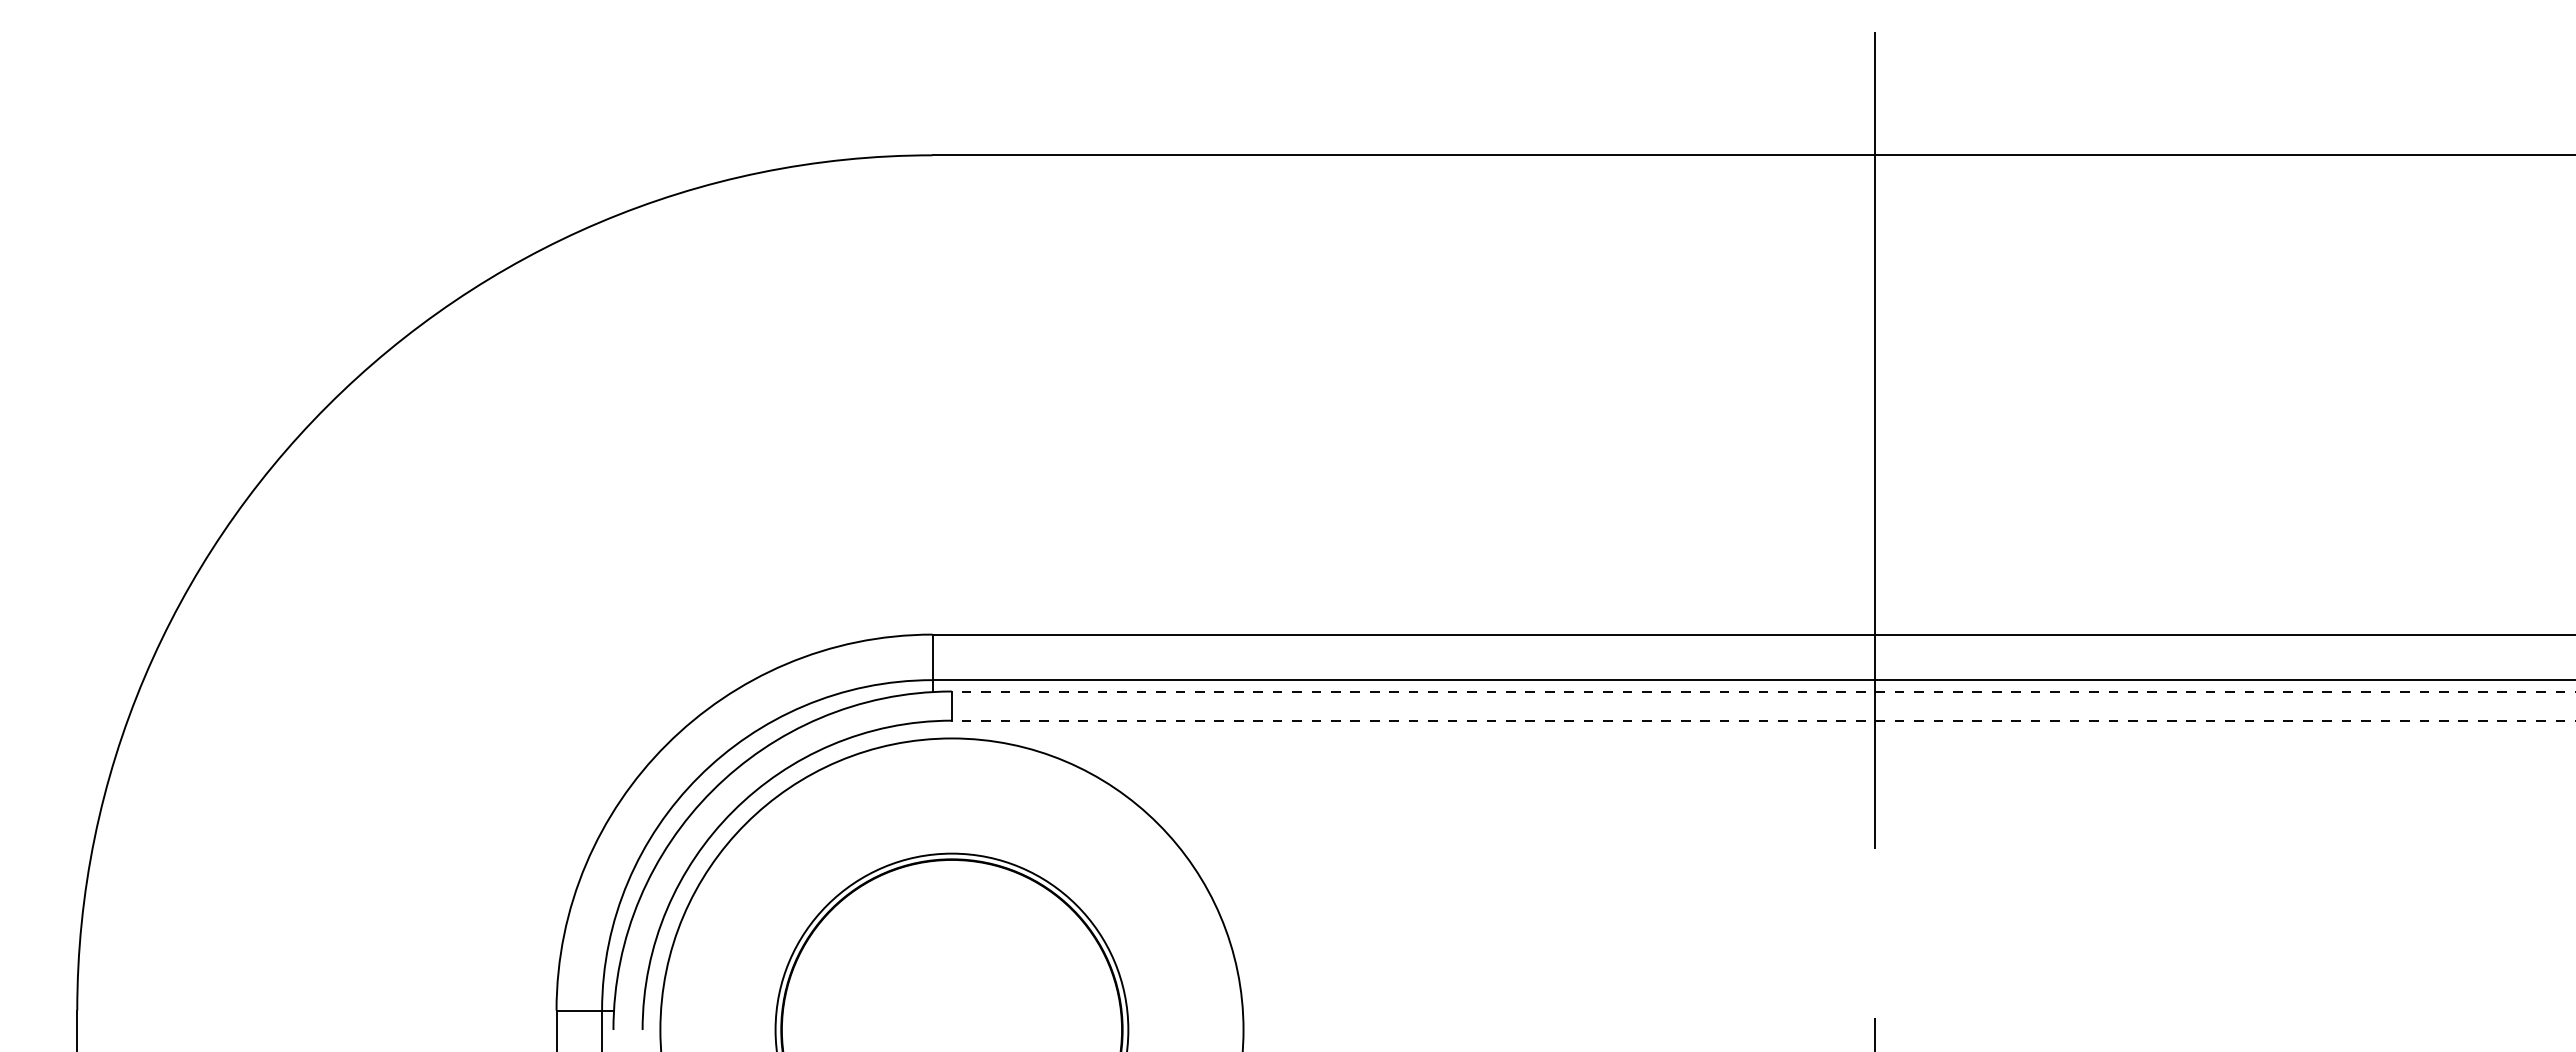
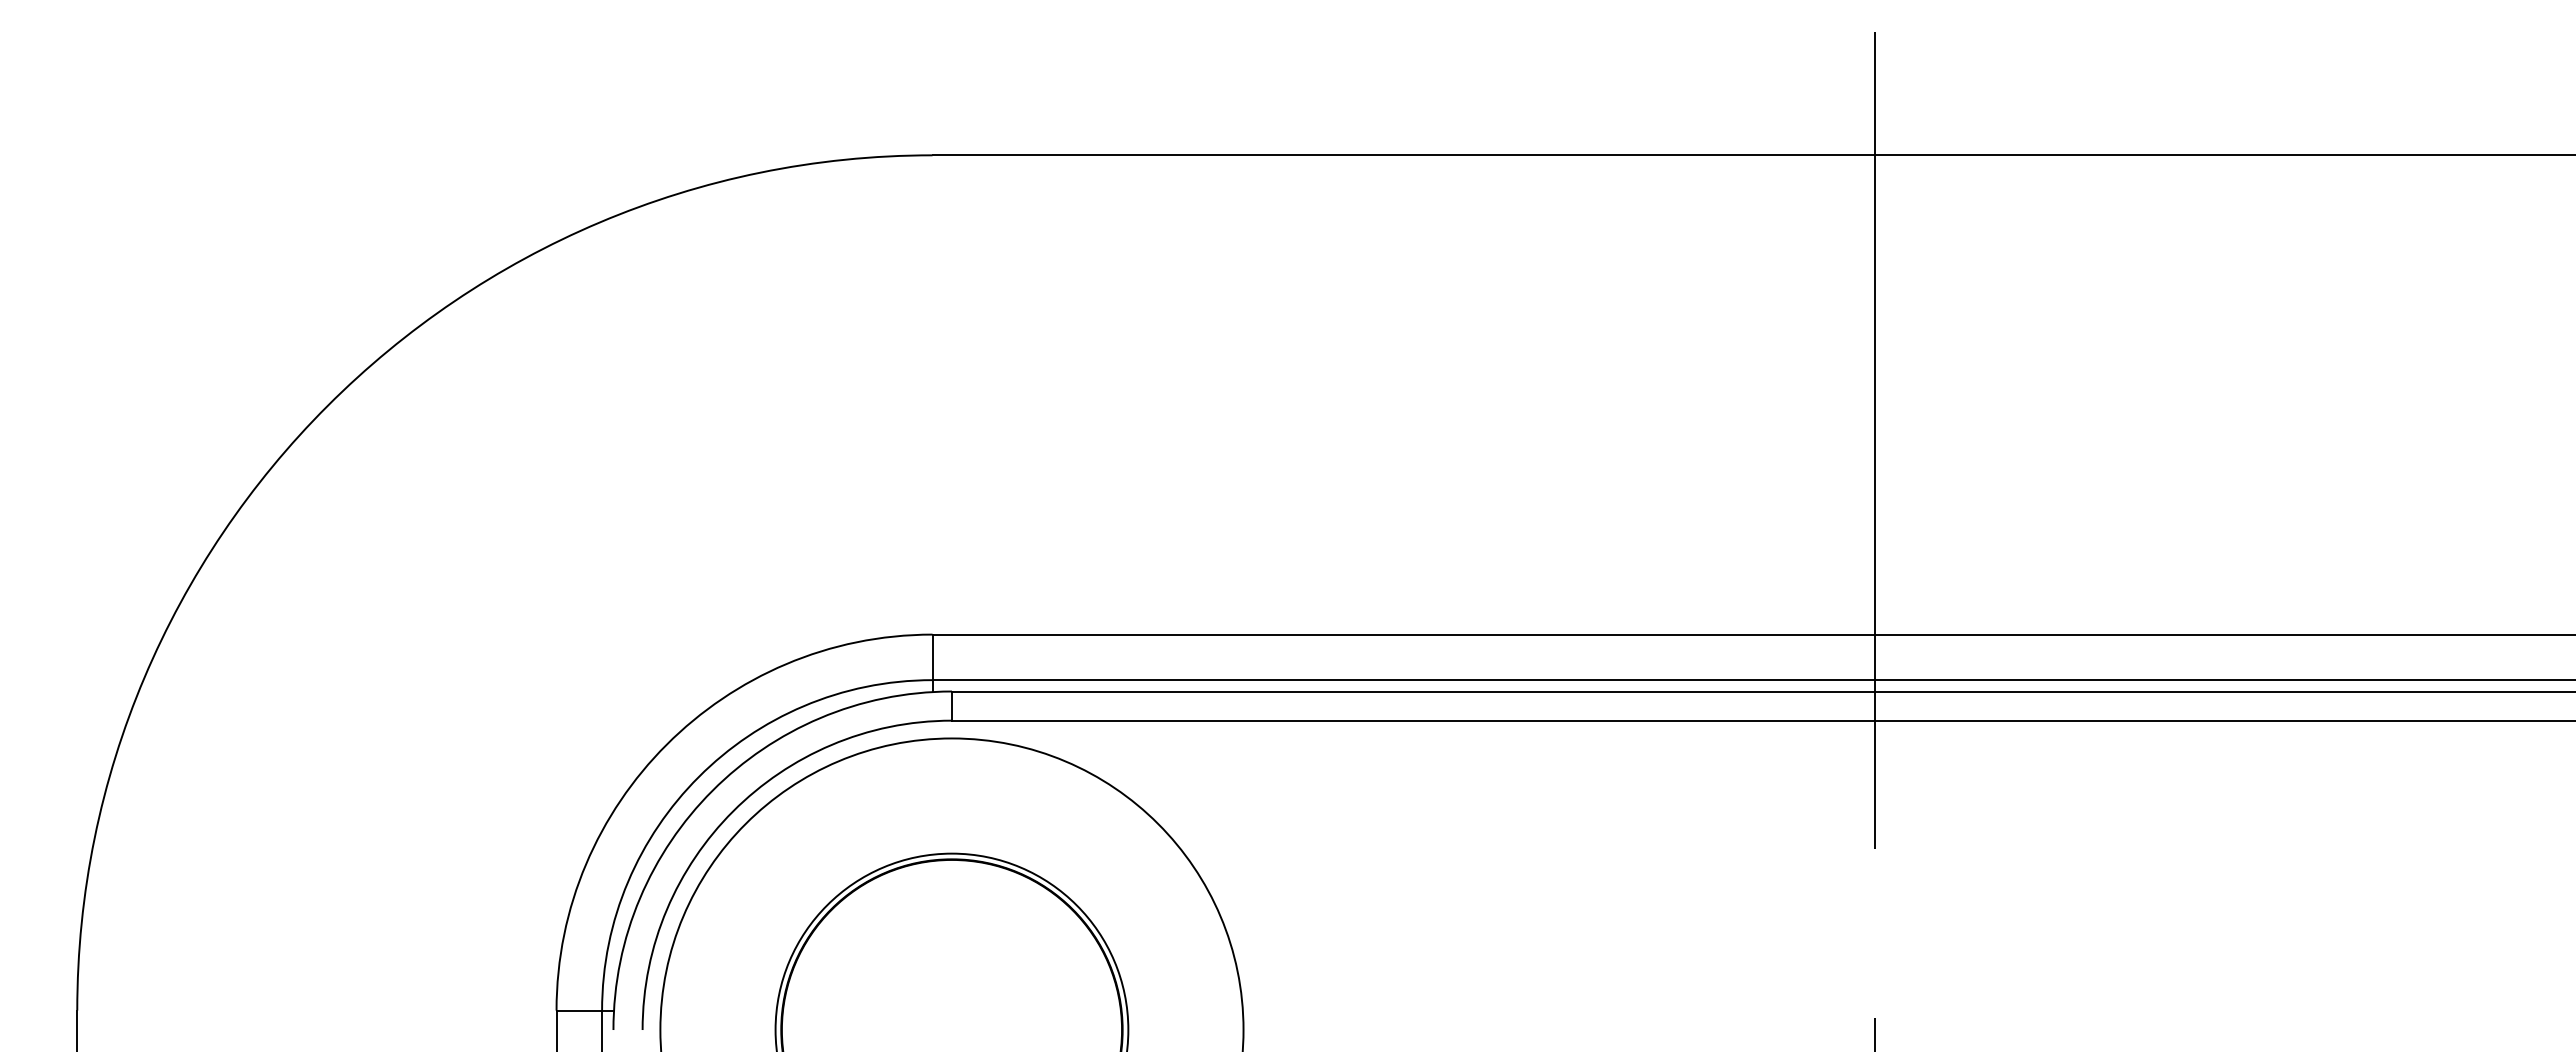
line: dashed -> solid (1763, 691)
line: dashed -> solid (1763, 720)
